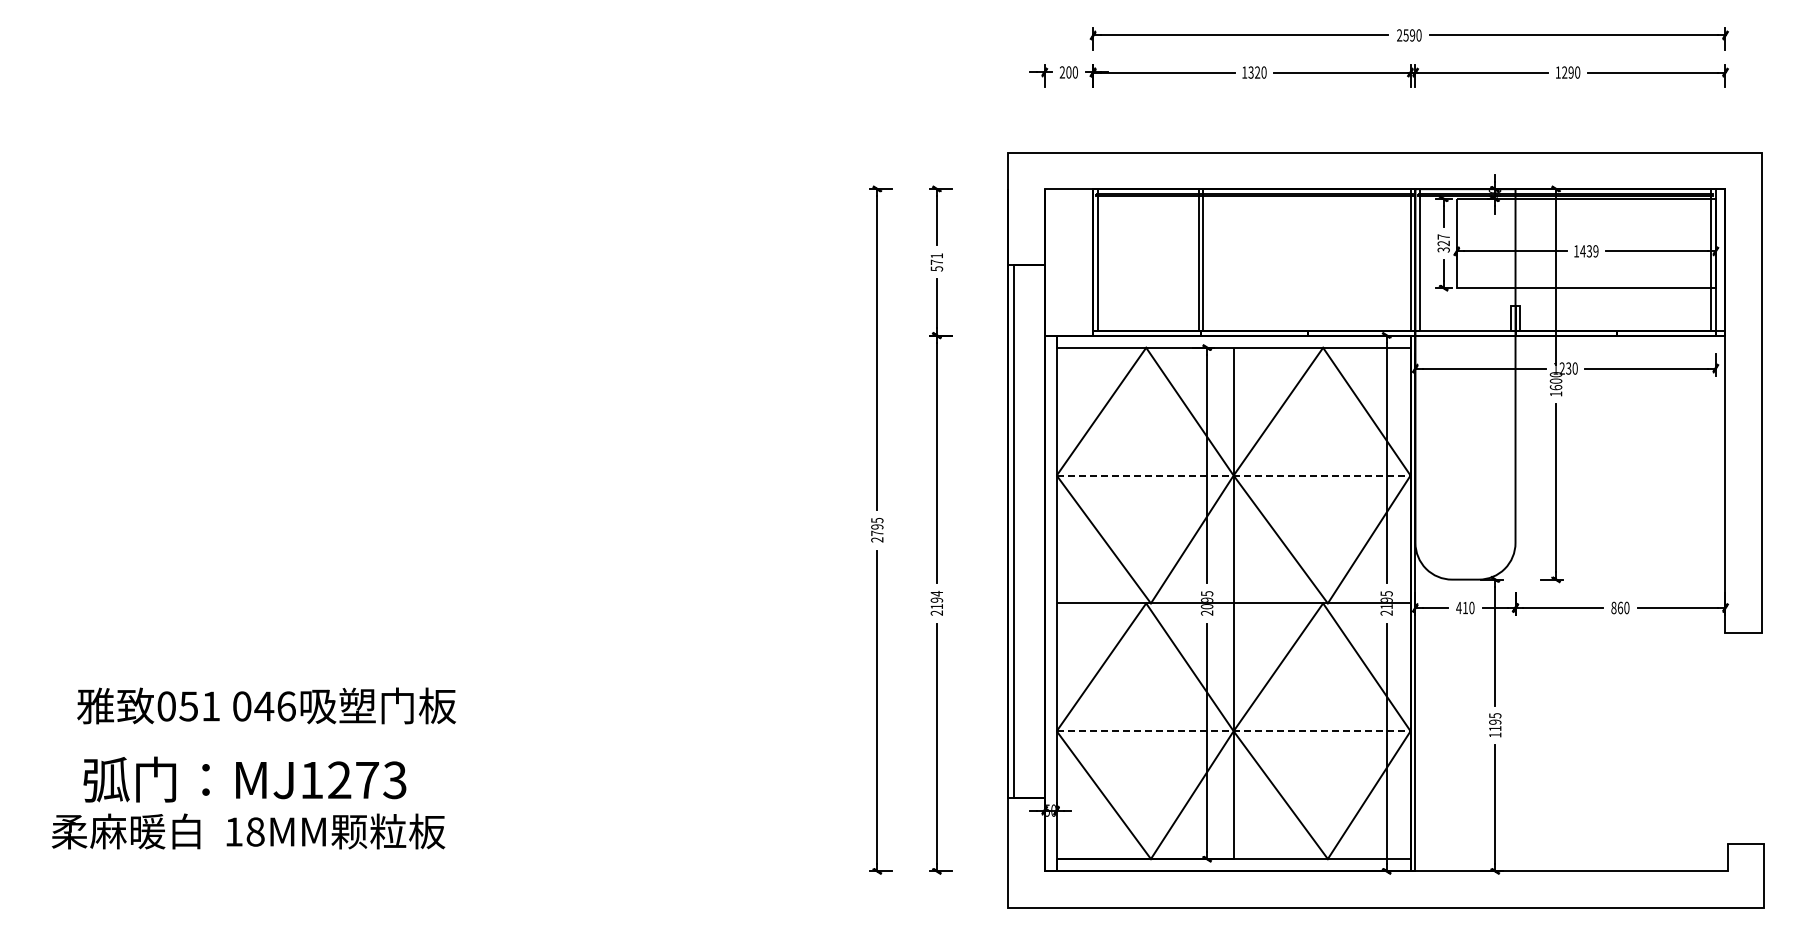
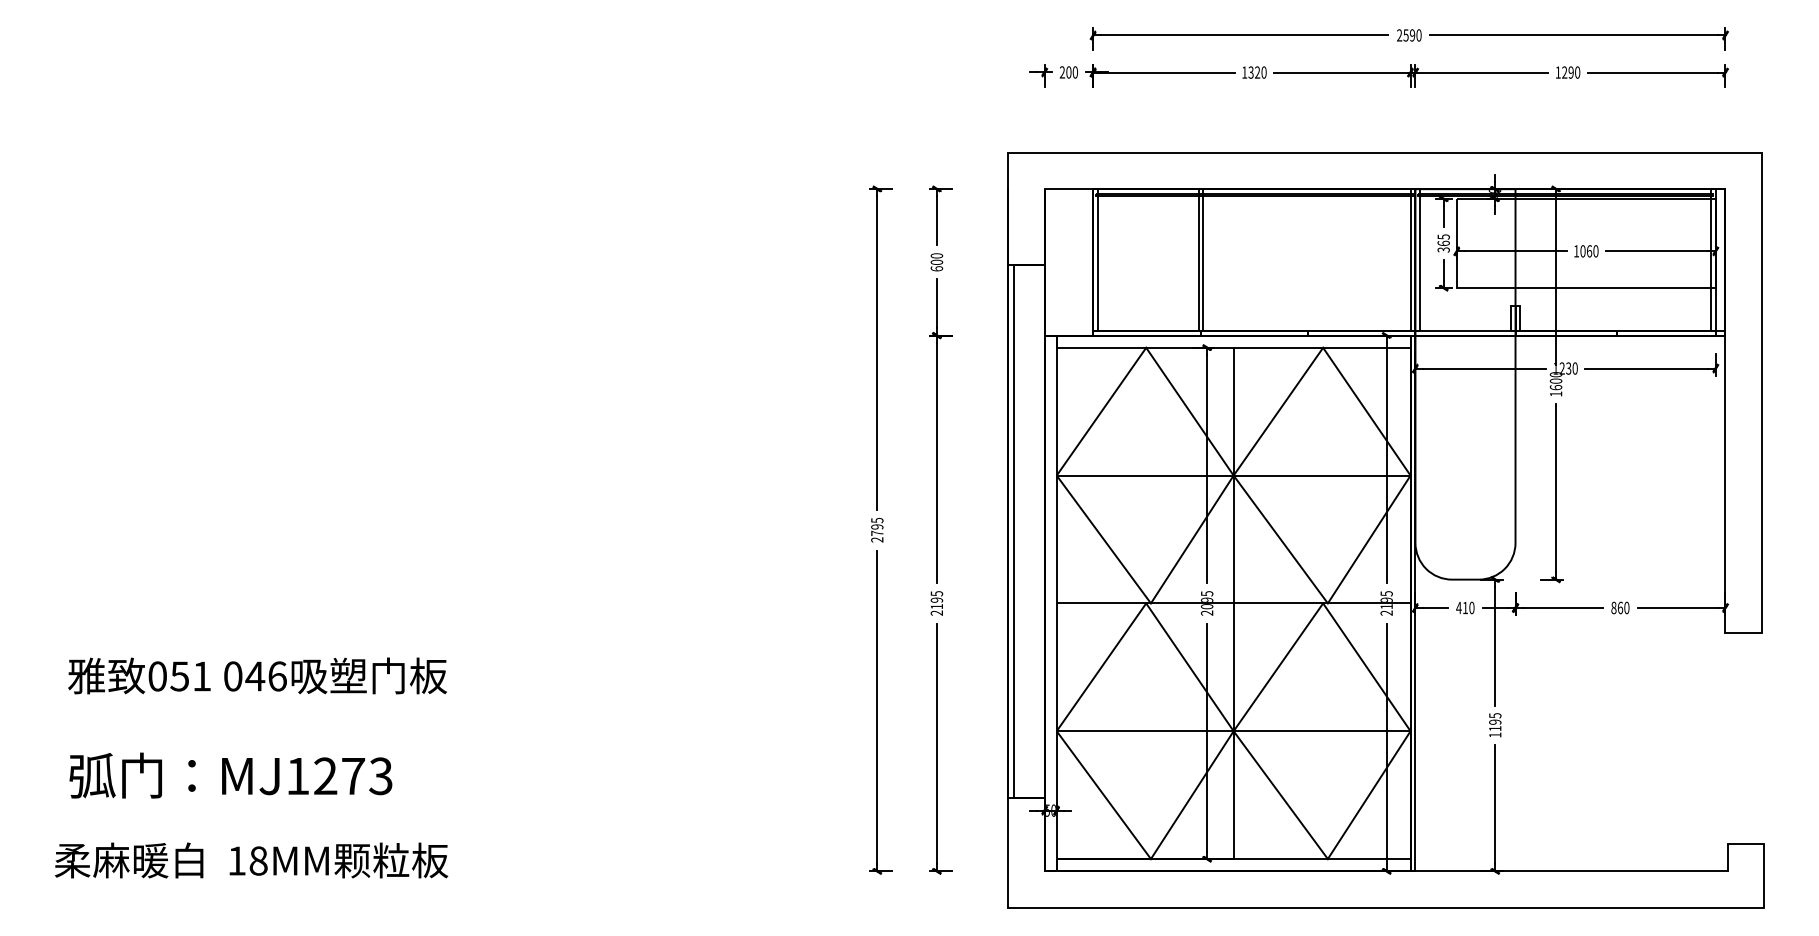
text: 327 -> 365 (1443, 240)
text: 1439 -> 1060 (1589, 251)
text: 571 -> 600 (936, 262)
line: dashed -> solid (1233, 475)
text: 2194 -> 2195 (936, 593)
text position: (266, 705) -> (257, 675) (257, 675)
line: dashed -> solid (1233, 731)
text position: (244, 779) -> (230, 775) (230, 775)
text position: (248, 831) -> (251, 860) (251, 860)
